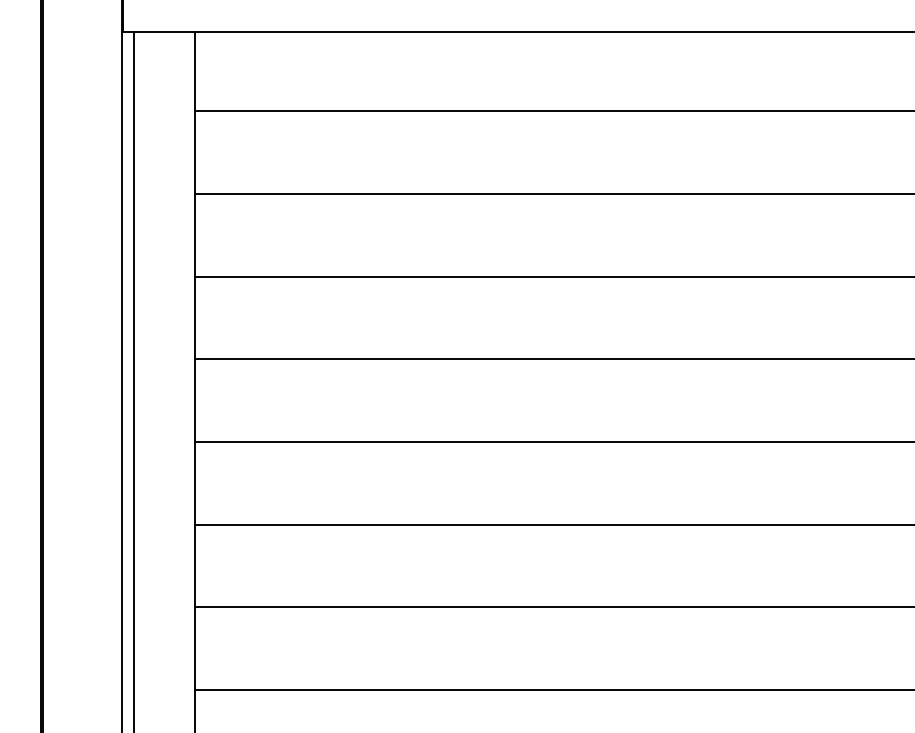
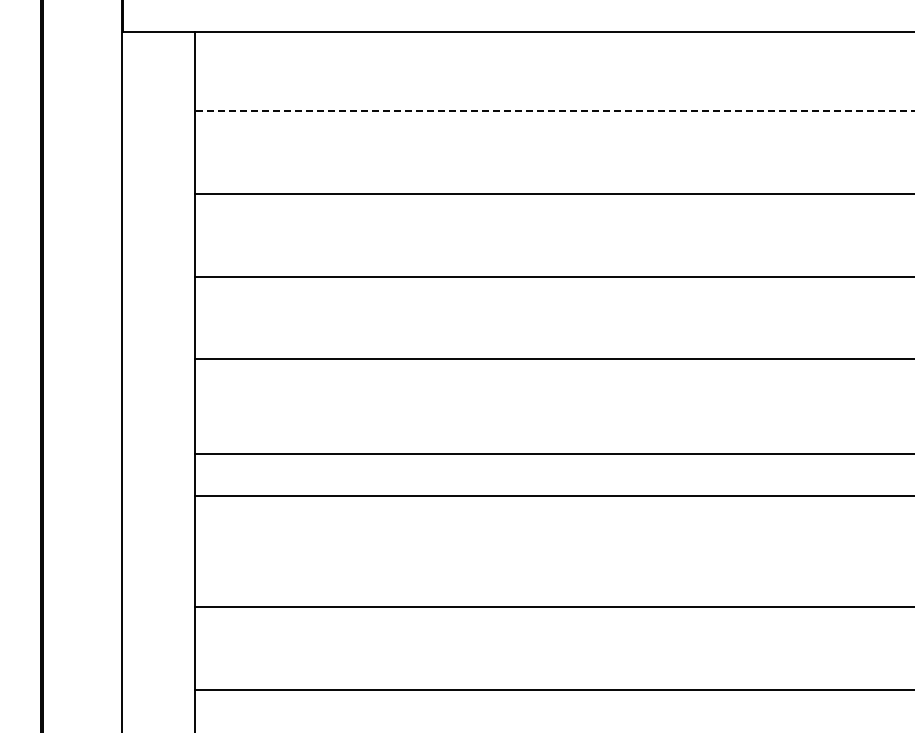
line: solid -> dashed (554, 111)
line: present -> none (134, 380)
line position: (552, 441) -> (552, 453) (552, 453)
line position: (552, 524) -> (552, 495) (552, 495)
